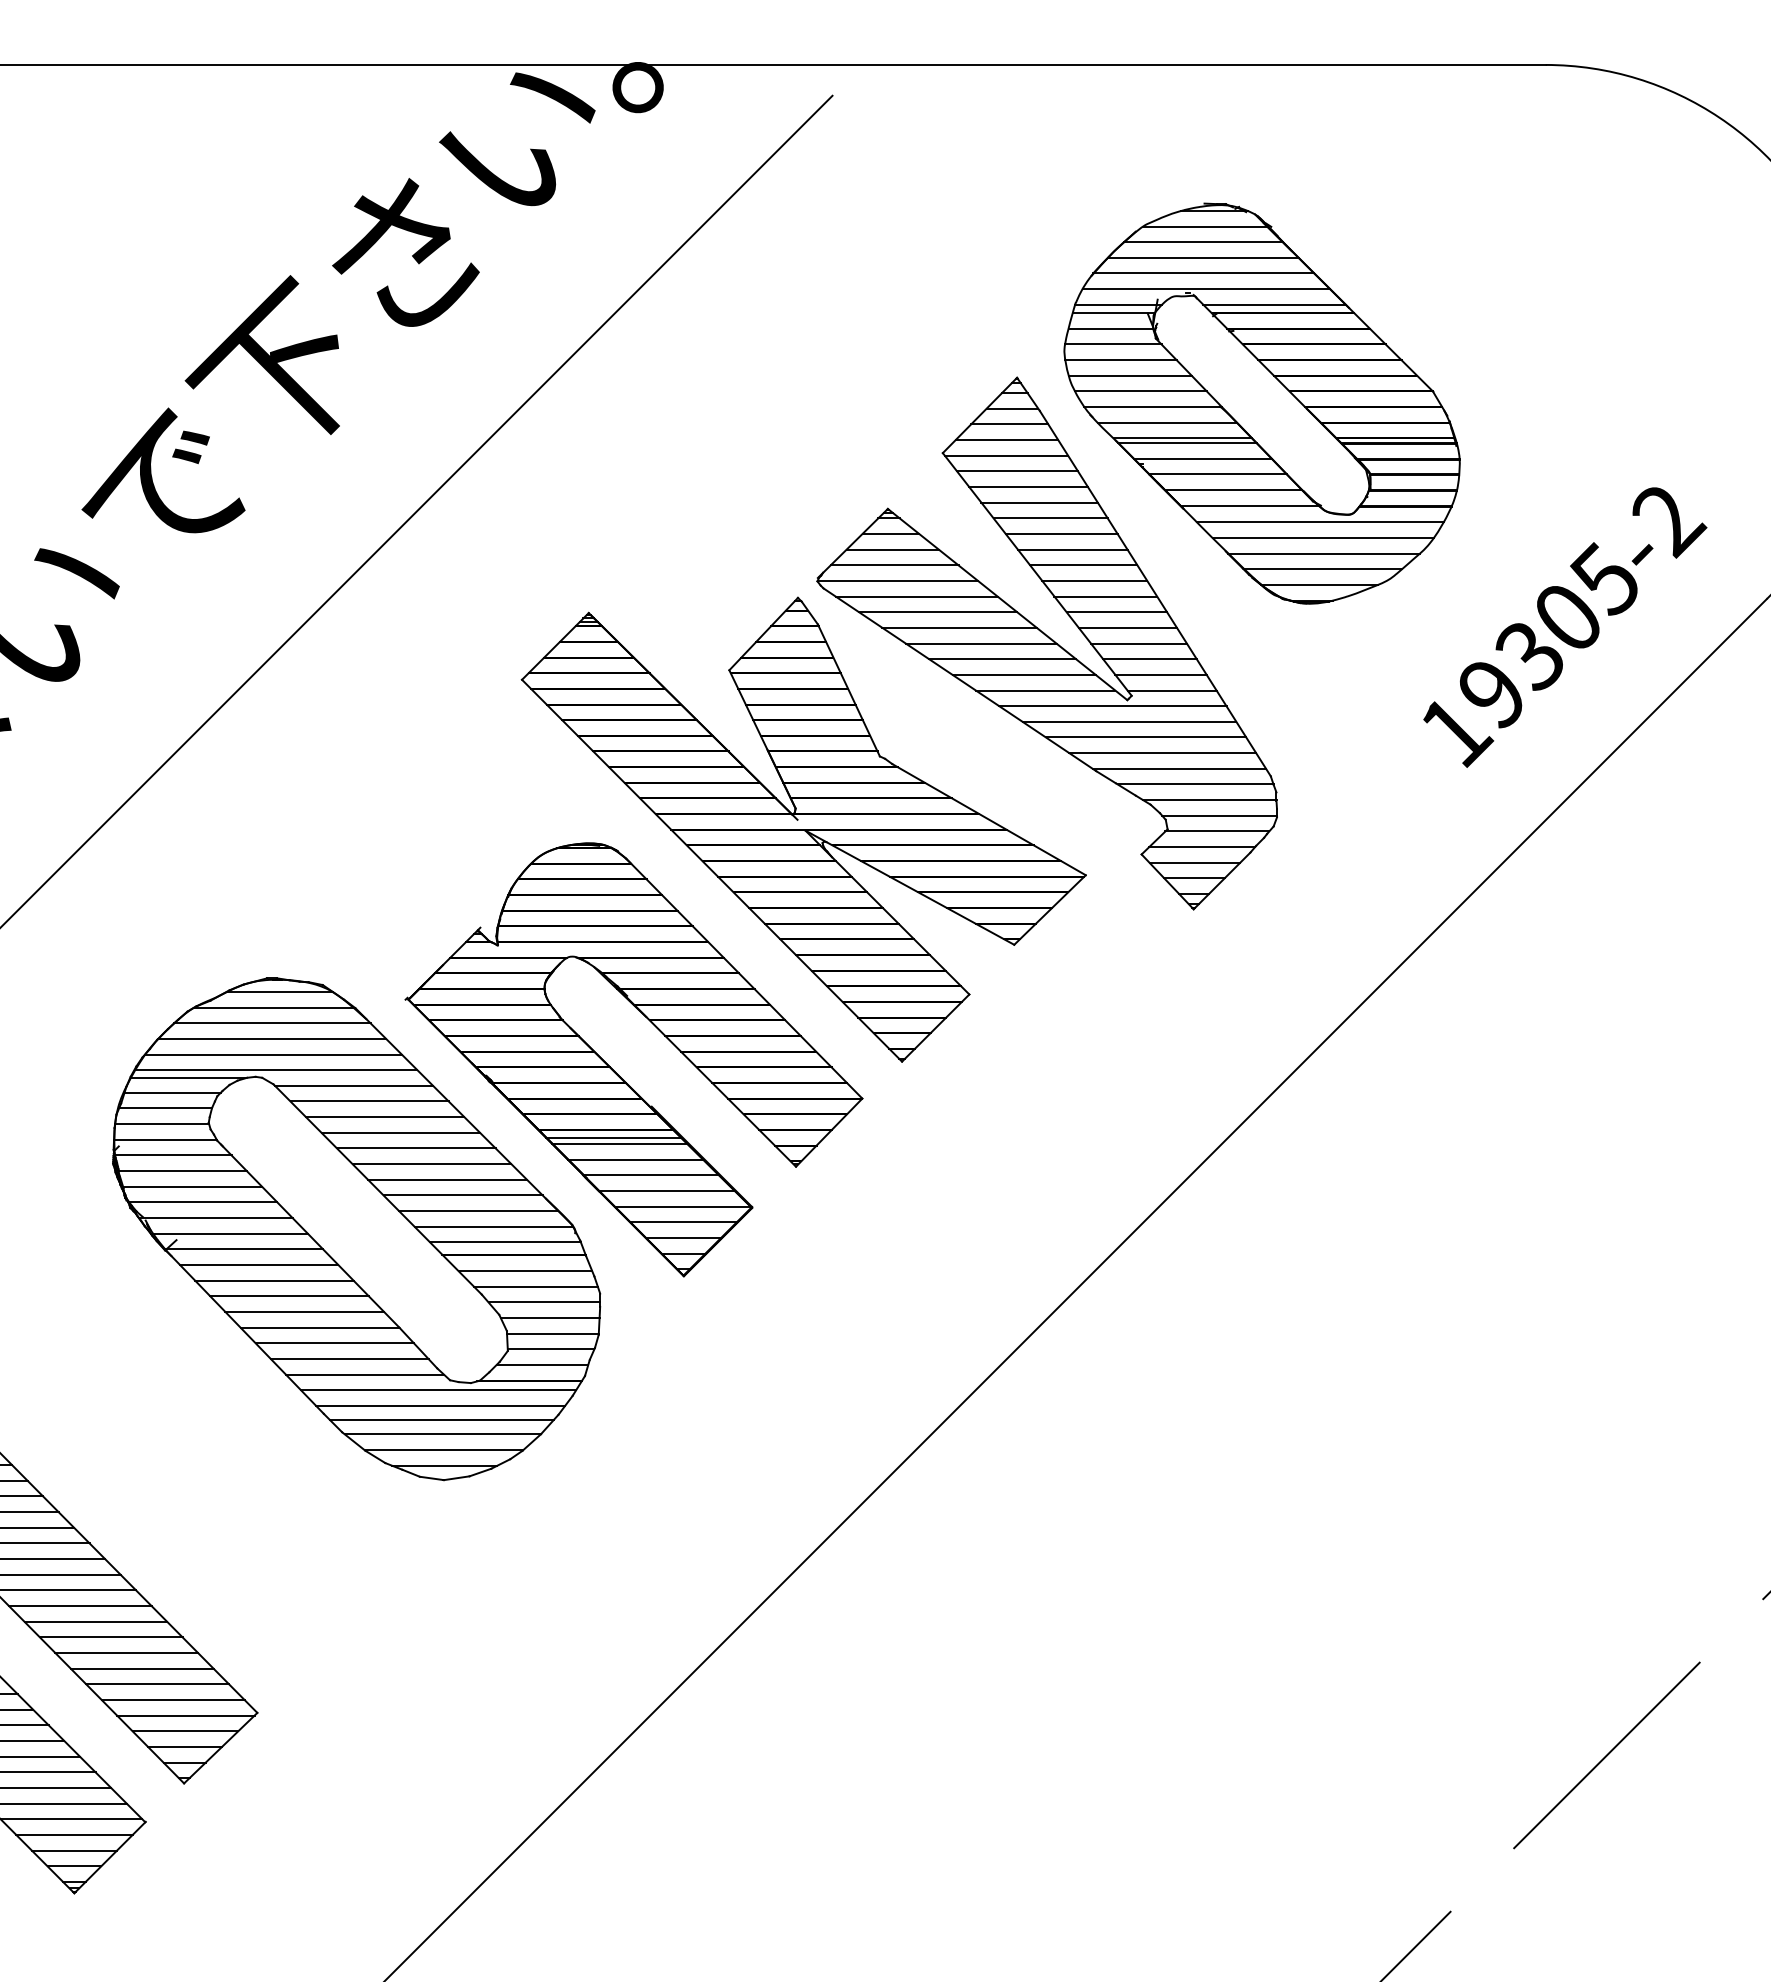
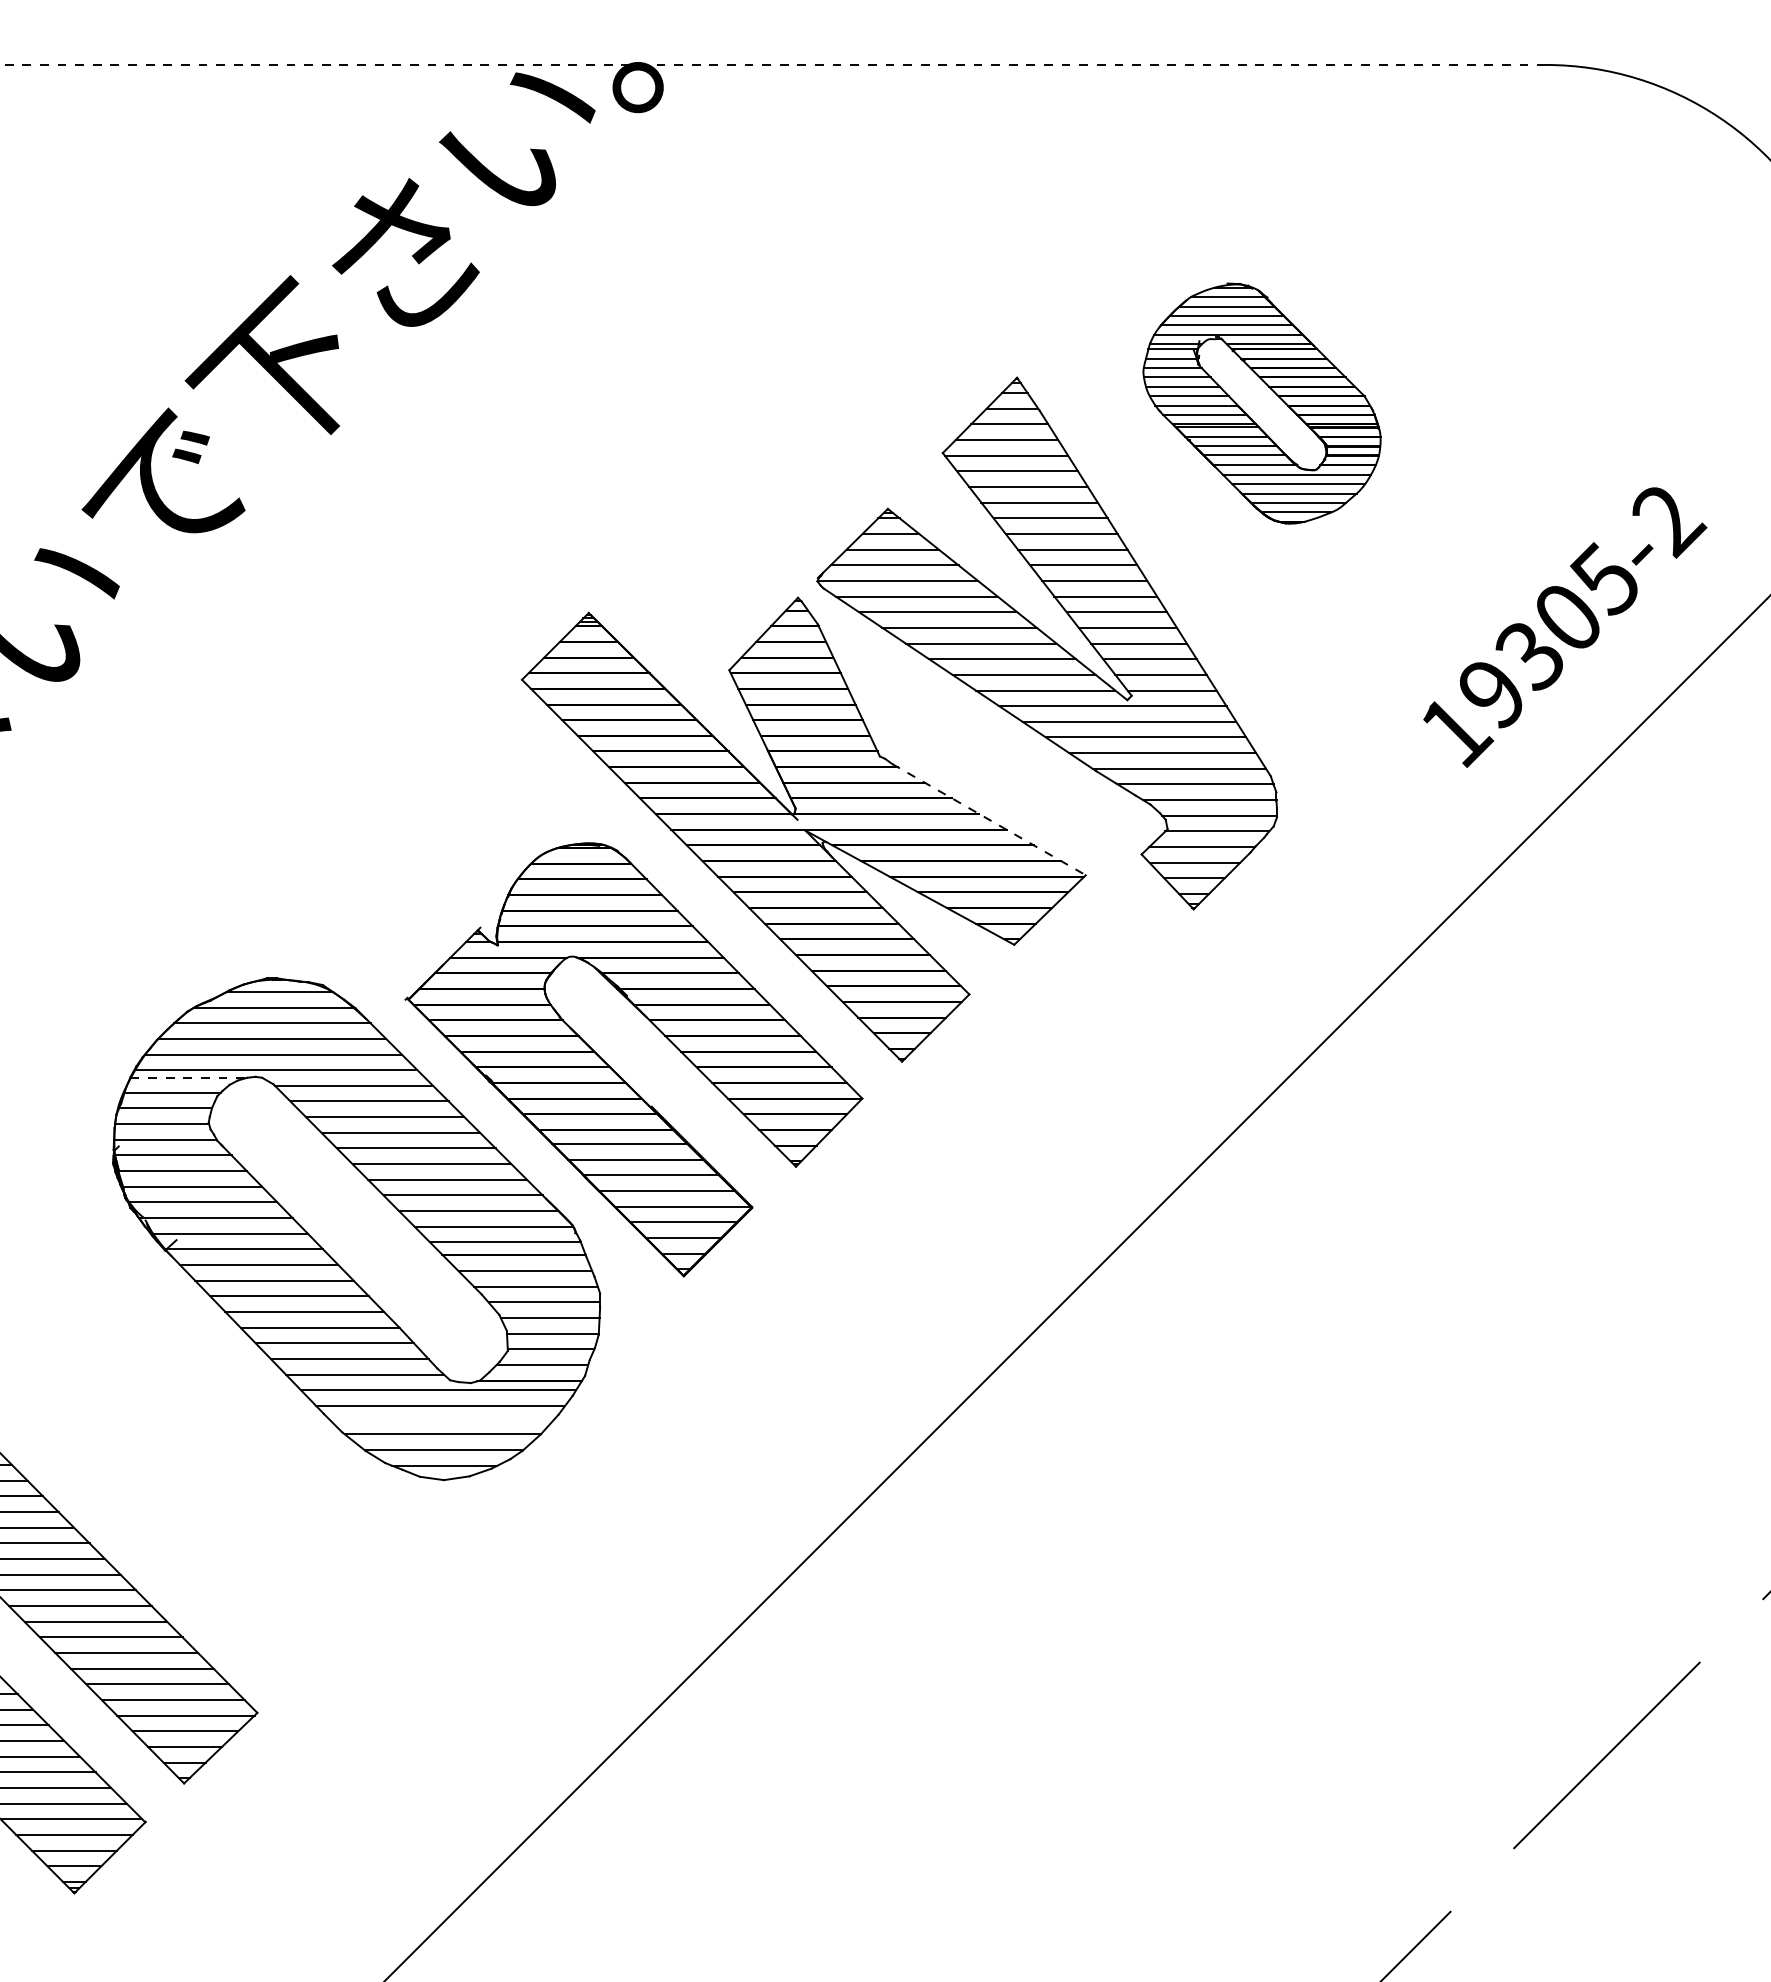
line: solid -> dashed (772, 64)
part size: 398x403 px -> 240x243 px (1261, 403)
line: present -> none (417, 510)
line: solid -> dashed (989, 819)
line: solid -> dashed (188, 1078)
line: present -> none (613, 1137)
line: present -> none (441, 1420)
